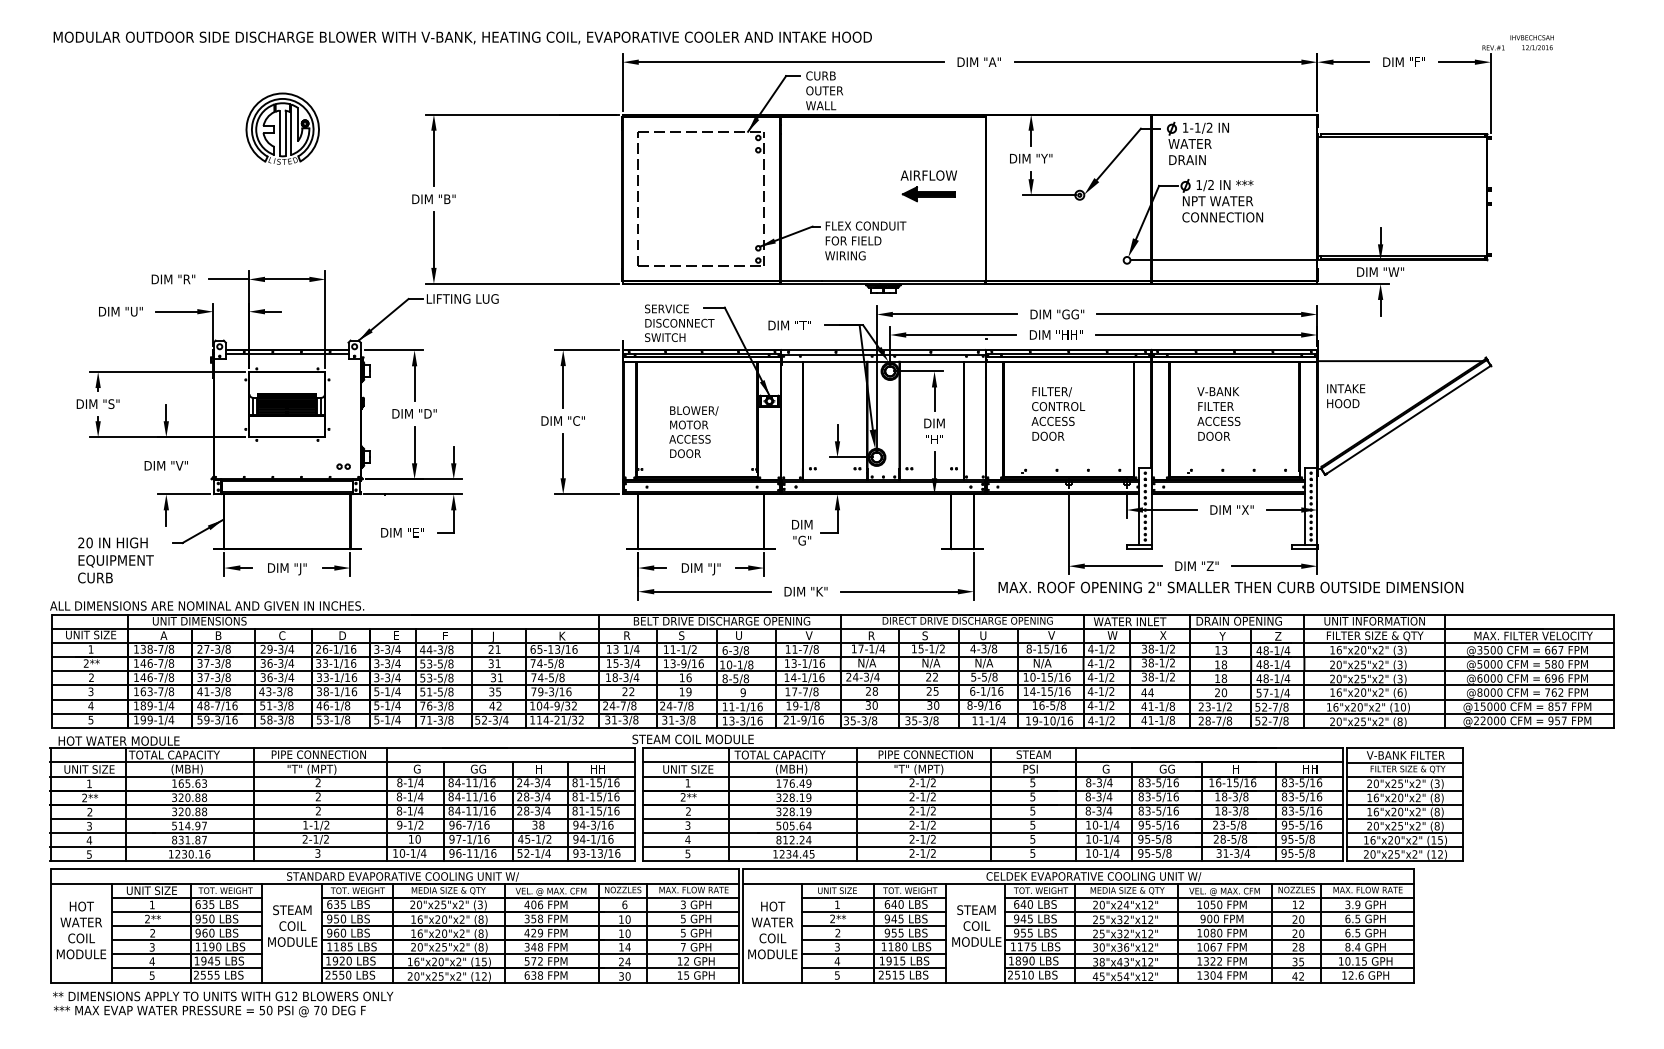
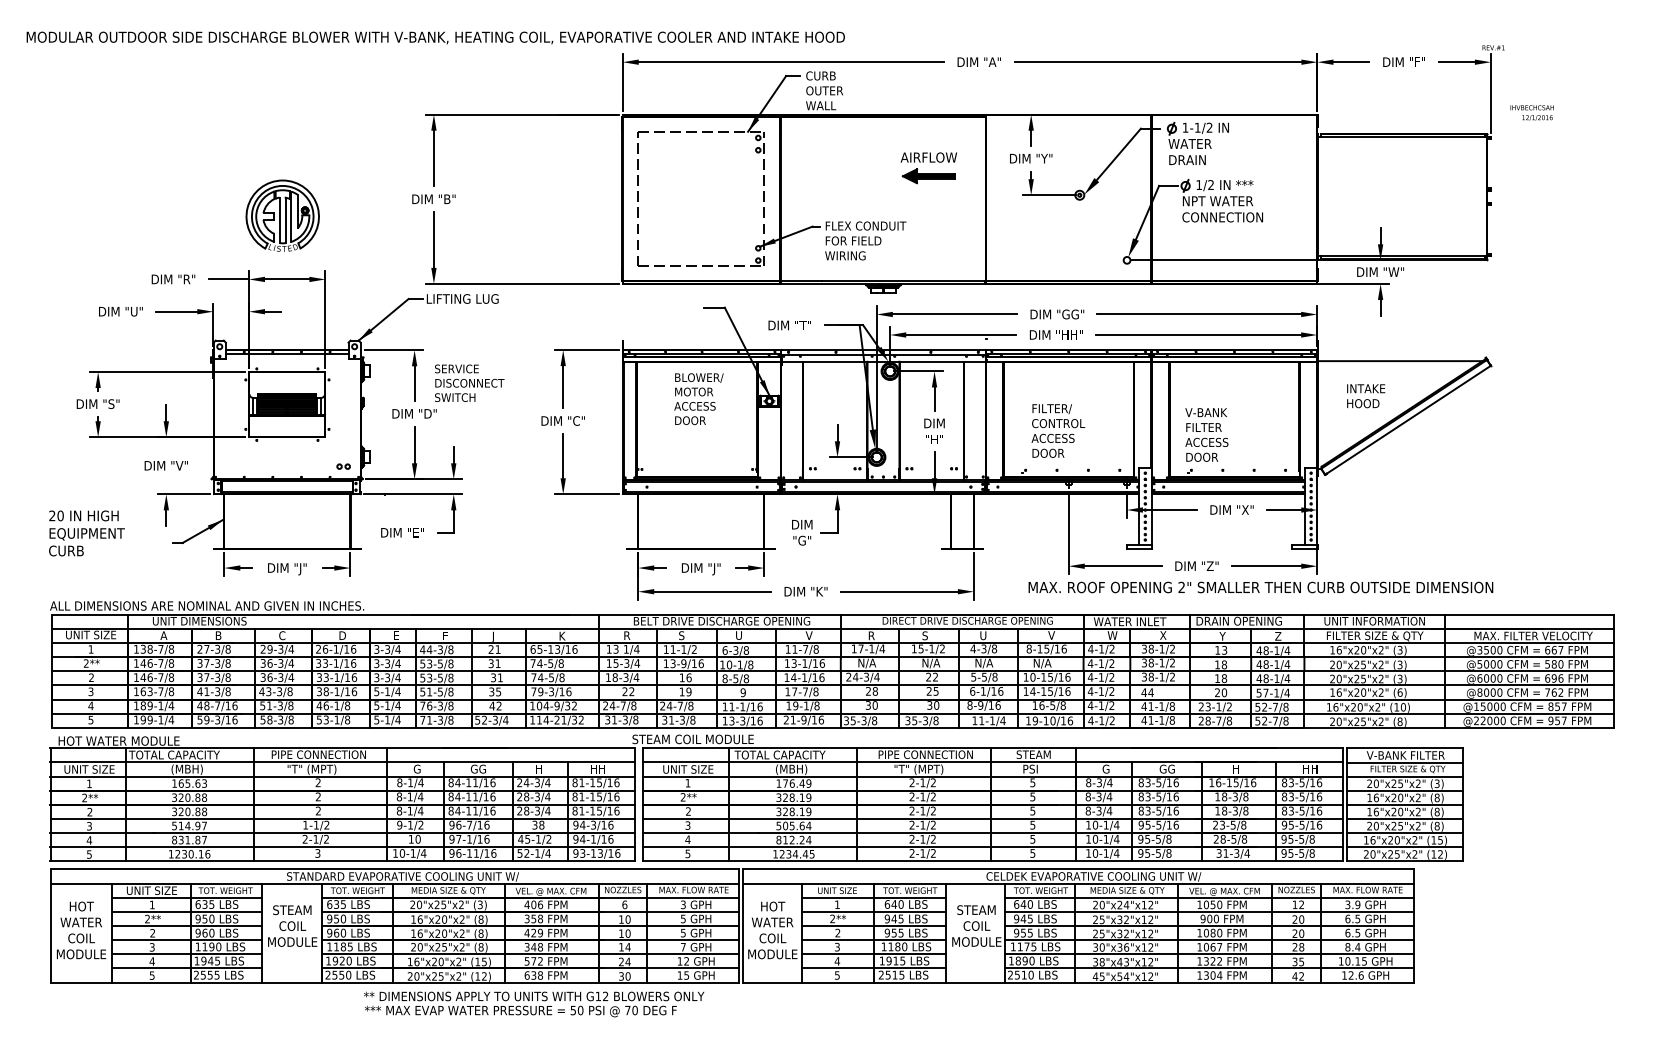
text position: (462, 37) -> (435, 37) (435, 37)
text position: (1531, 42) -> (1531, 112) (1531, 112)
part position: (282, 128) -> (282, 215) (282, 215)
part position: (928, 186) -> (928, 168) (928, 168)
text position: (679, 322) -> (469, 382) (469, 382)
text position: (1346, 396) -> (1366, 396) (1366, 396)
text position: (1058, 413) -> (1058, 430) (1058, 430)
text position: (1218, 413) -> (1206, 434) (1206, 434)
text position: (693, 432) -> (698, 399) (698, 399)
text position: (115, 560) -> (86, 533) (86, 533)
text position: (1230, 587) -> (1260, 587) (1260, 587)
text position: (223, 1004) -> (534, 1004) (534, 1004)
